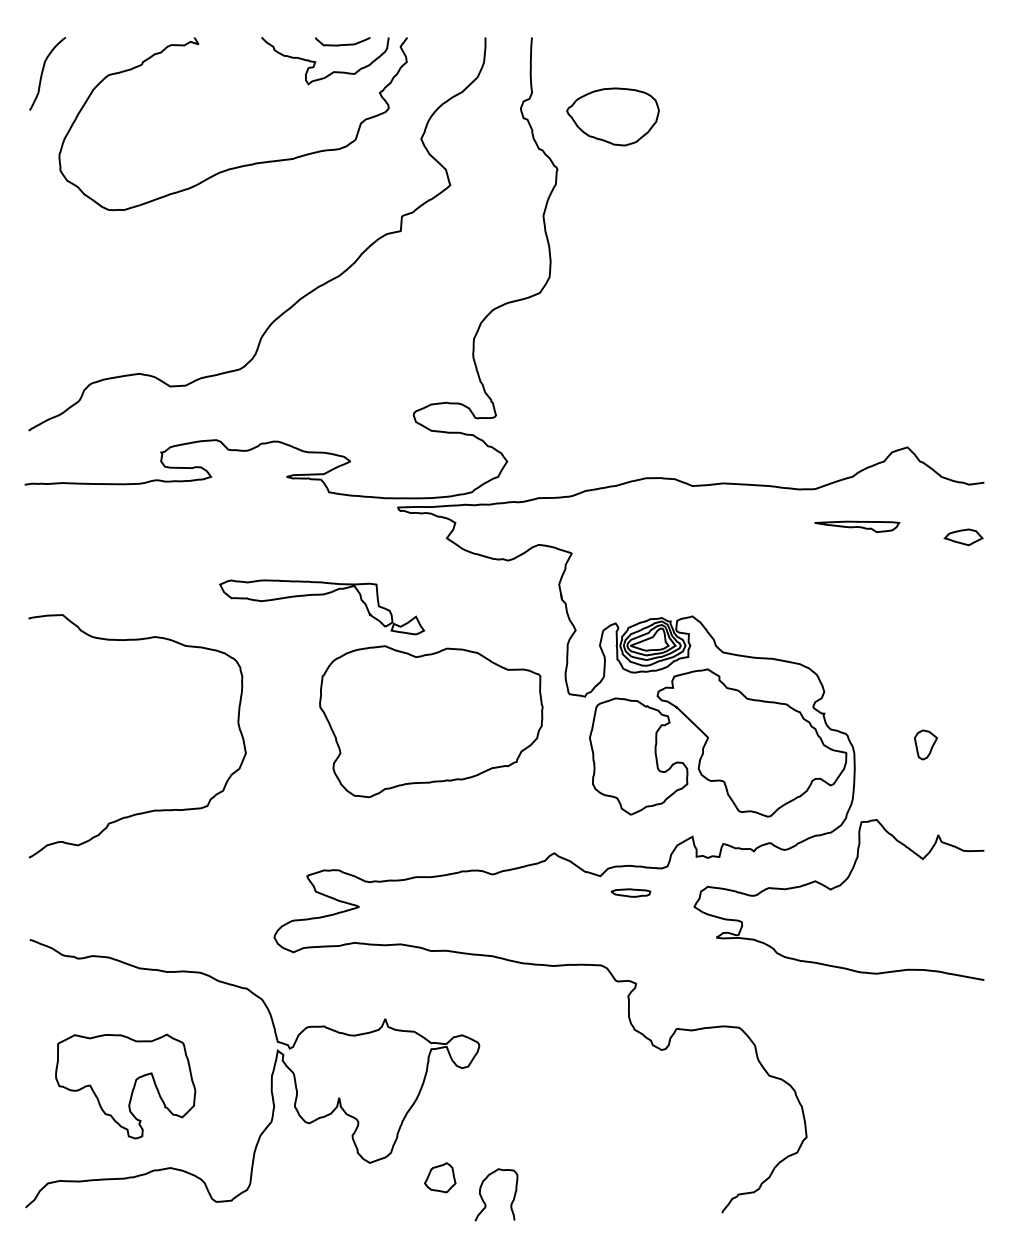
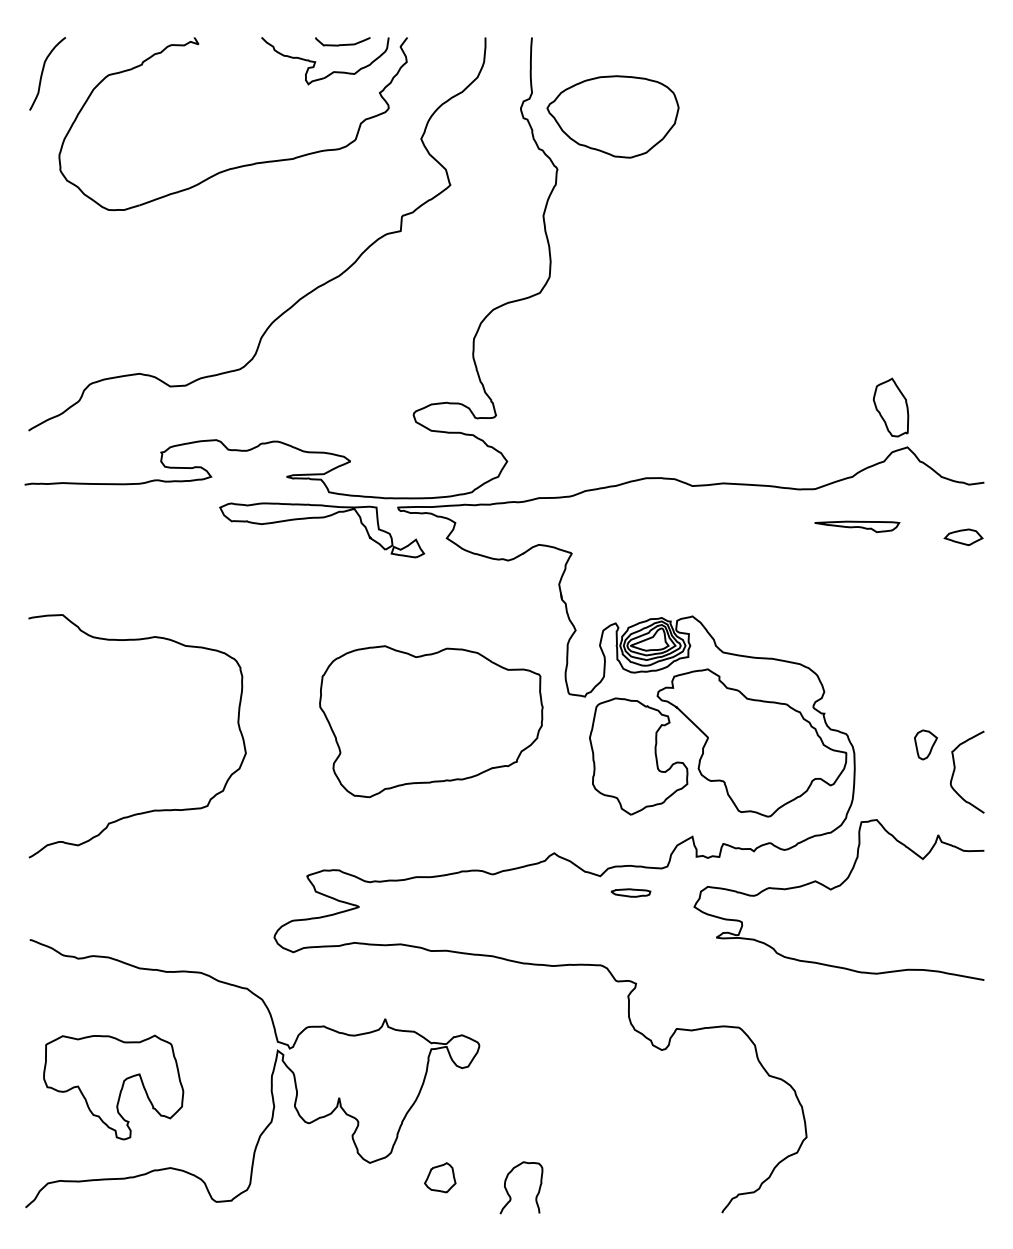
part size: 94x60 px -> 134x84 px (612, 116)
part: none -> present (890, 407)
part position: (322, 595) -> (322, 518) (322, 518)
curve: none -> present (955, 770)
part position: (125, 1086) -> (113, 1087) (113, 1087)
curve position: (485, 1202) -> (510, 1195) (510, 1195)
